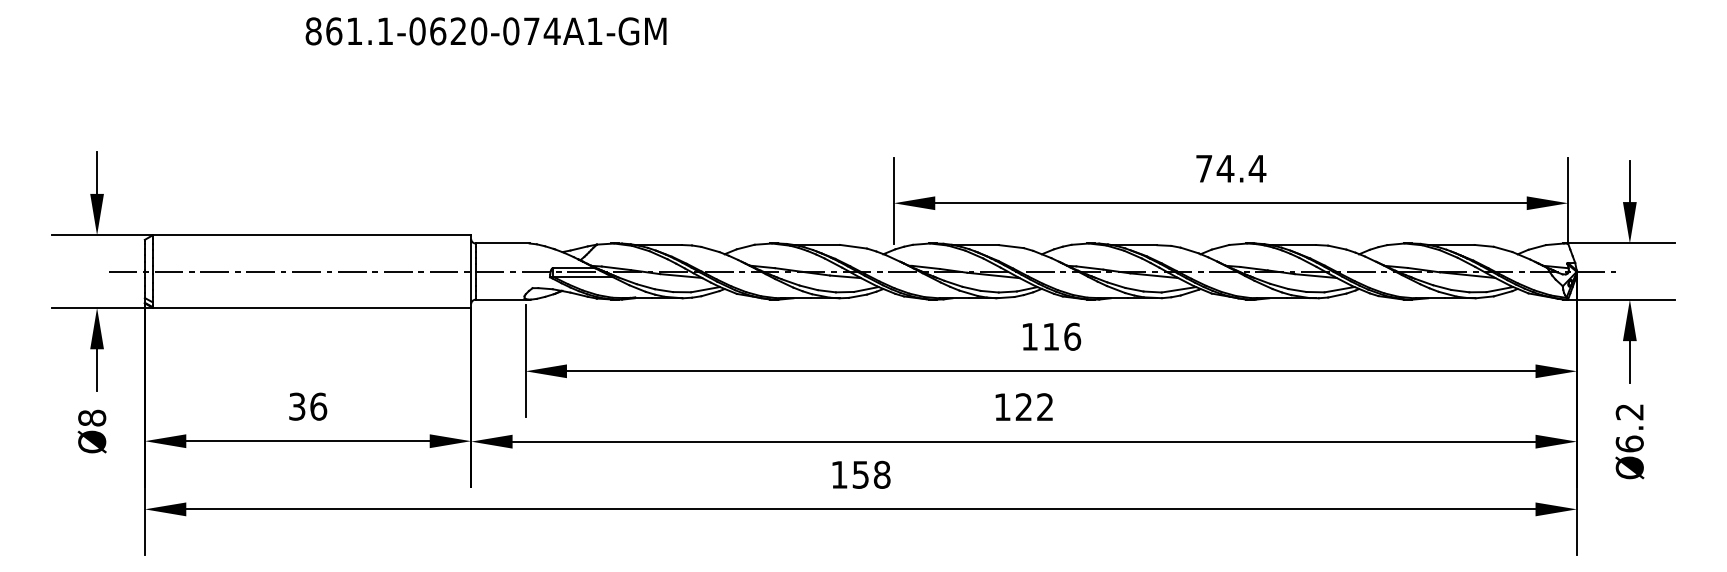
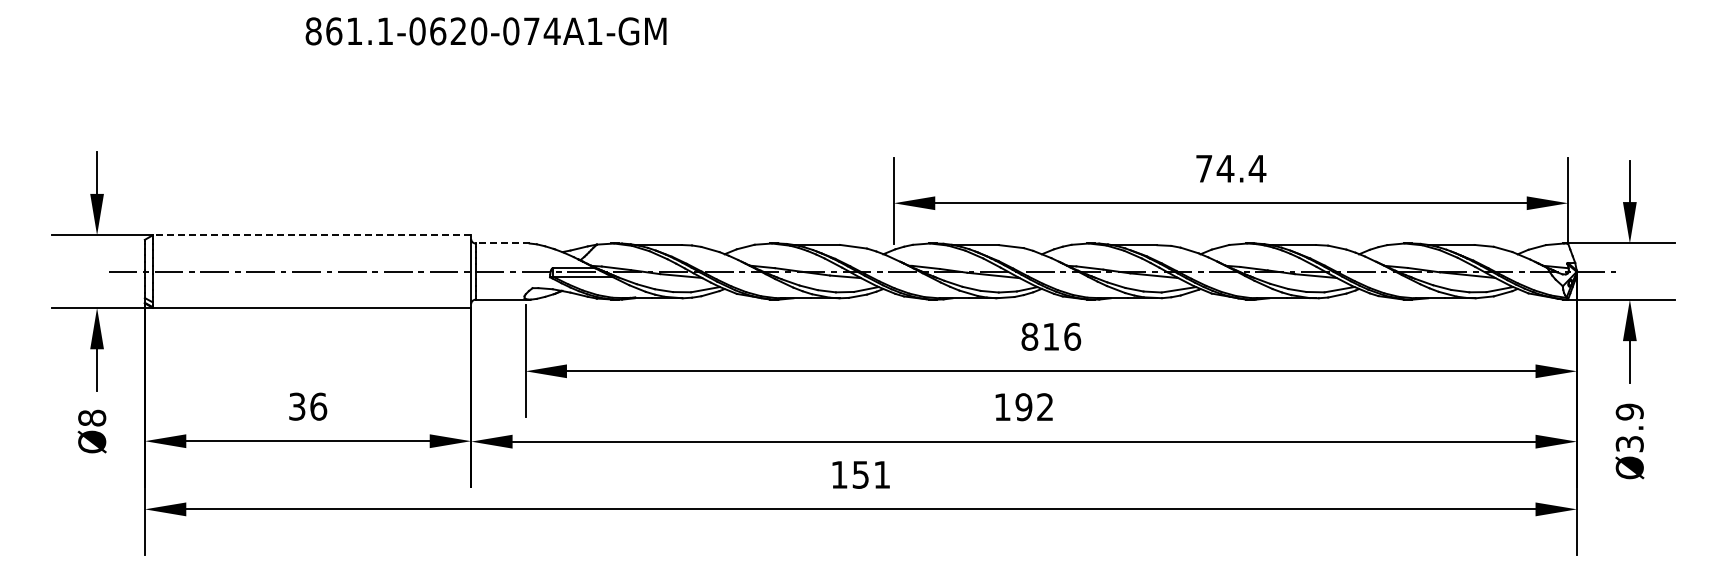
line: solid -> dashed (311, 235)
line: solid -> dashed (502, 243)
text: 116 -> 816 (1029, 336)
text: 122 -> 192 (1023, 407)
text: Ø6.2 -> Ø3.9 (1629, 427)
text: 158 -> 151 (881, 474)
